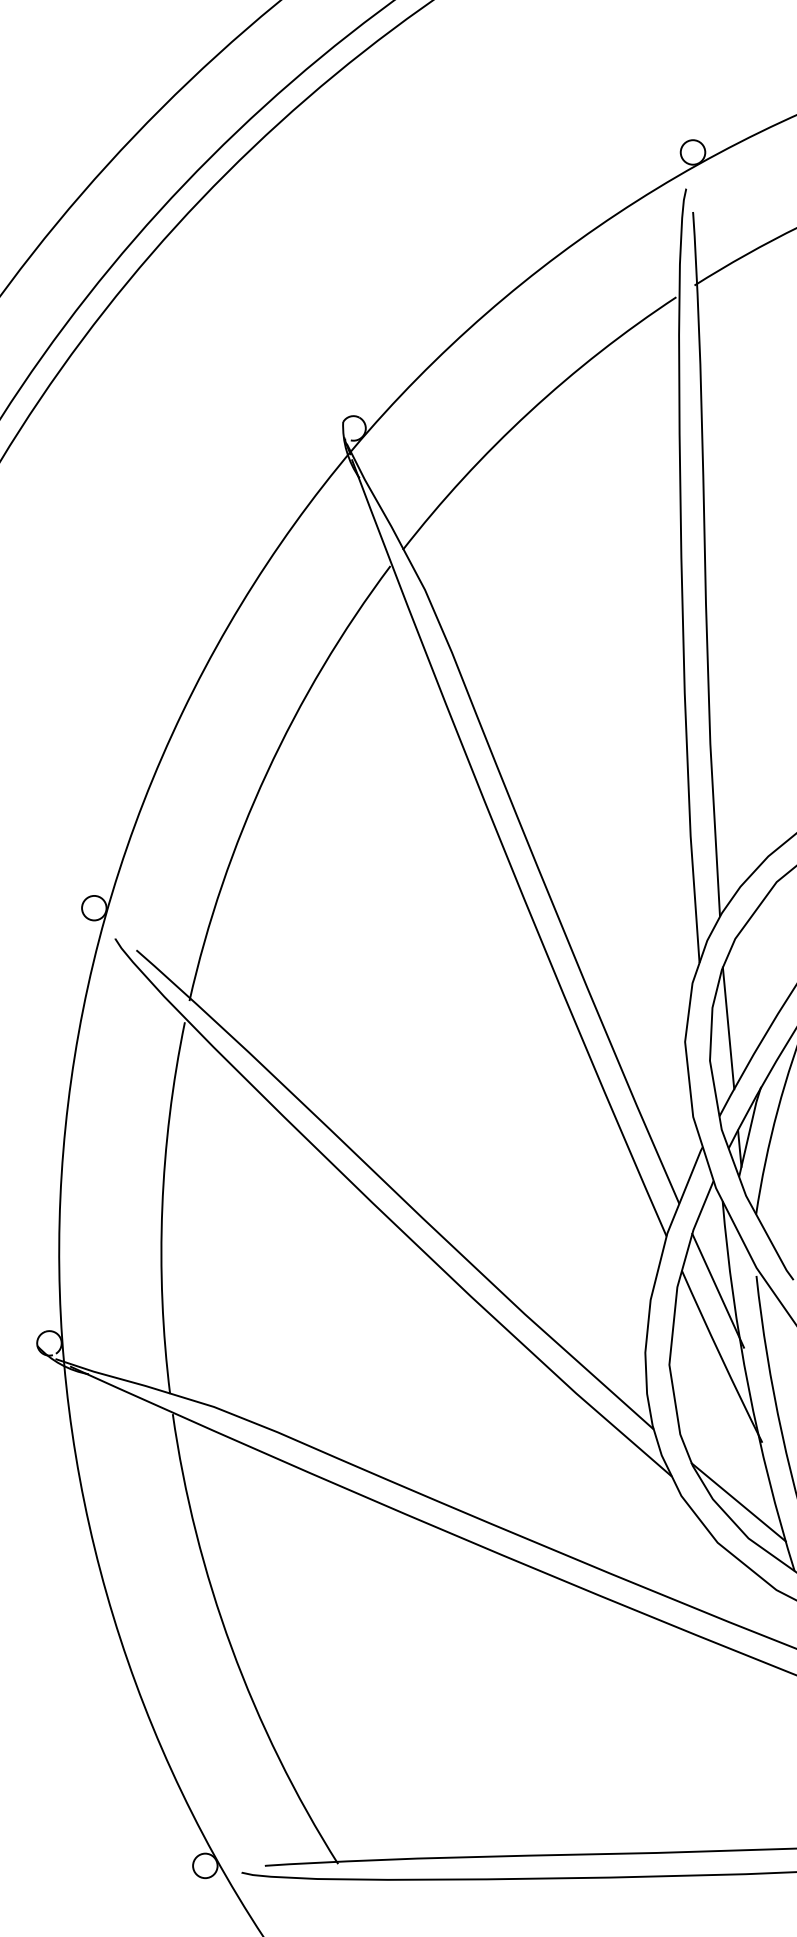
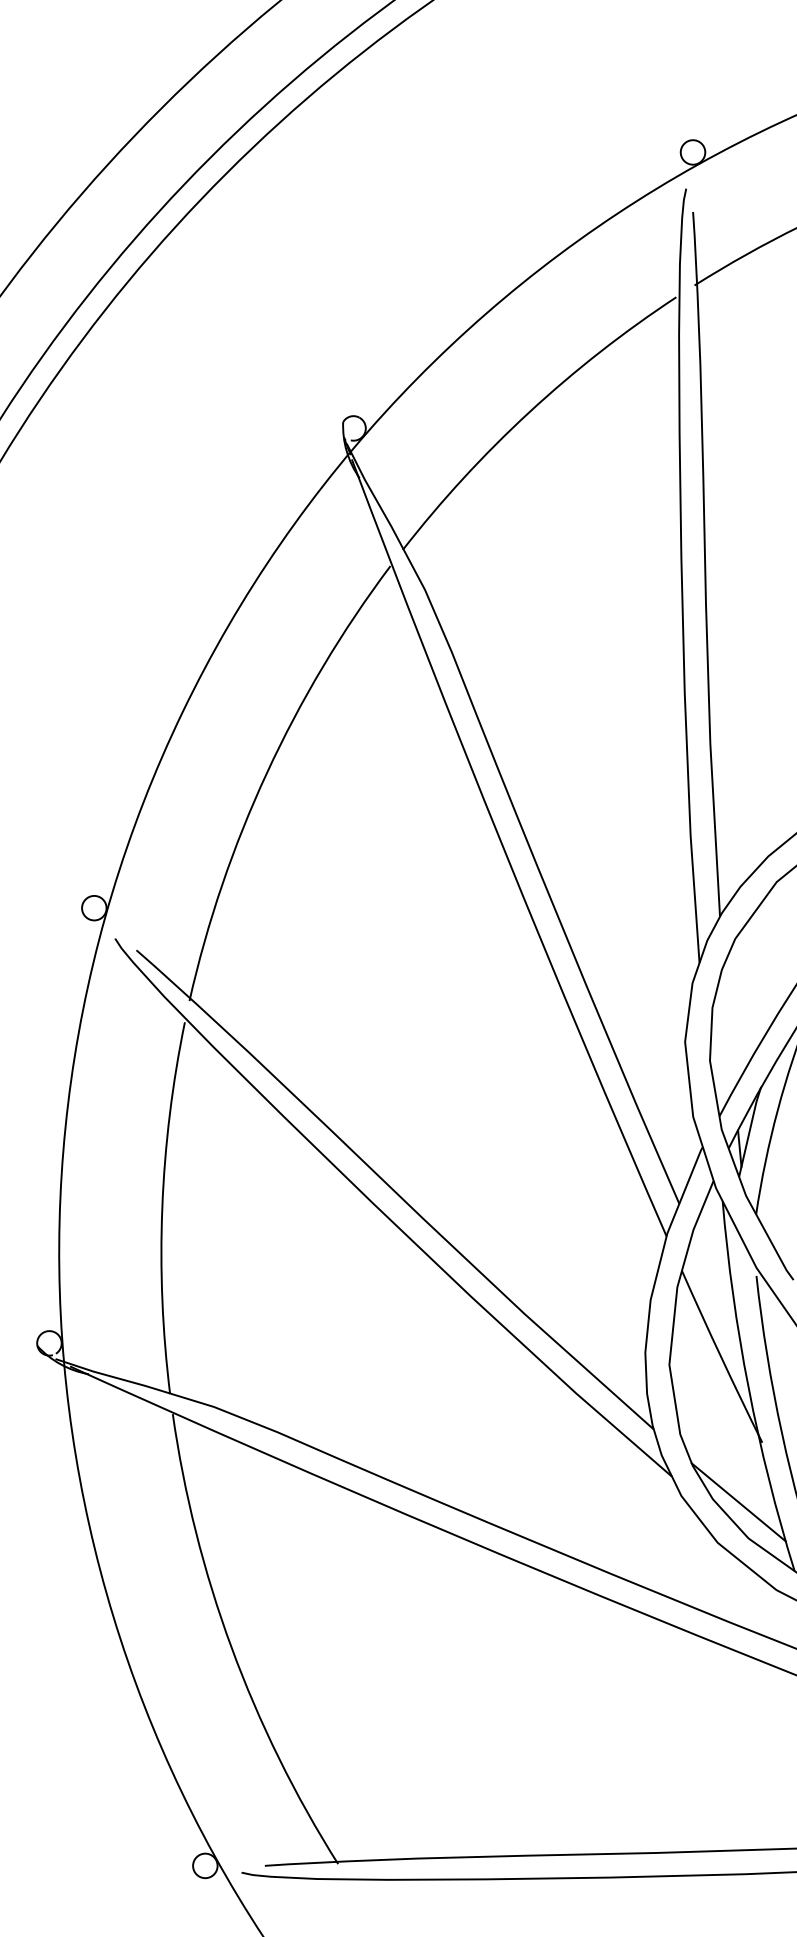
line: present -> none (728, 1028)
line: present -> none (718, 1290)
